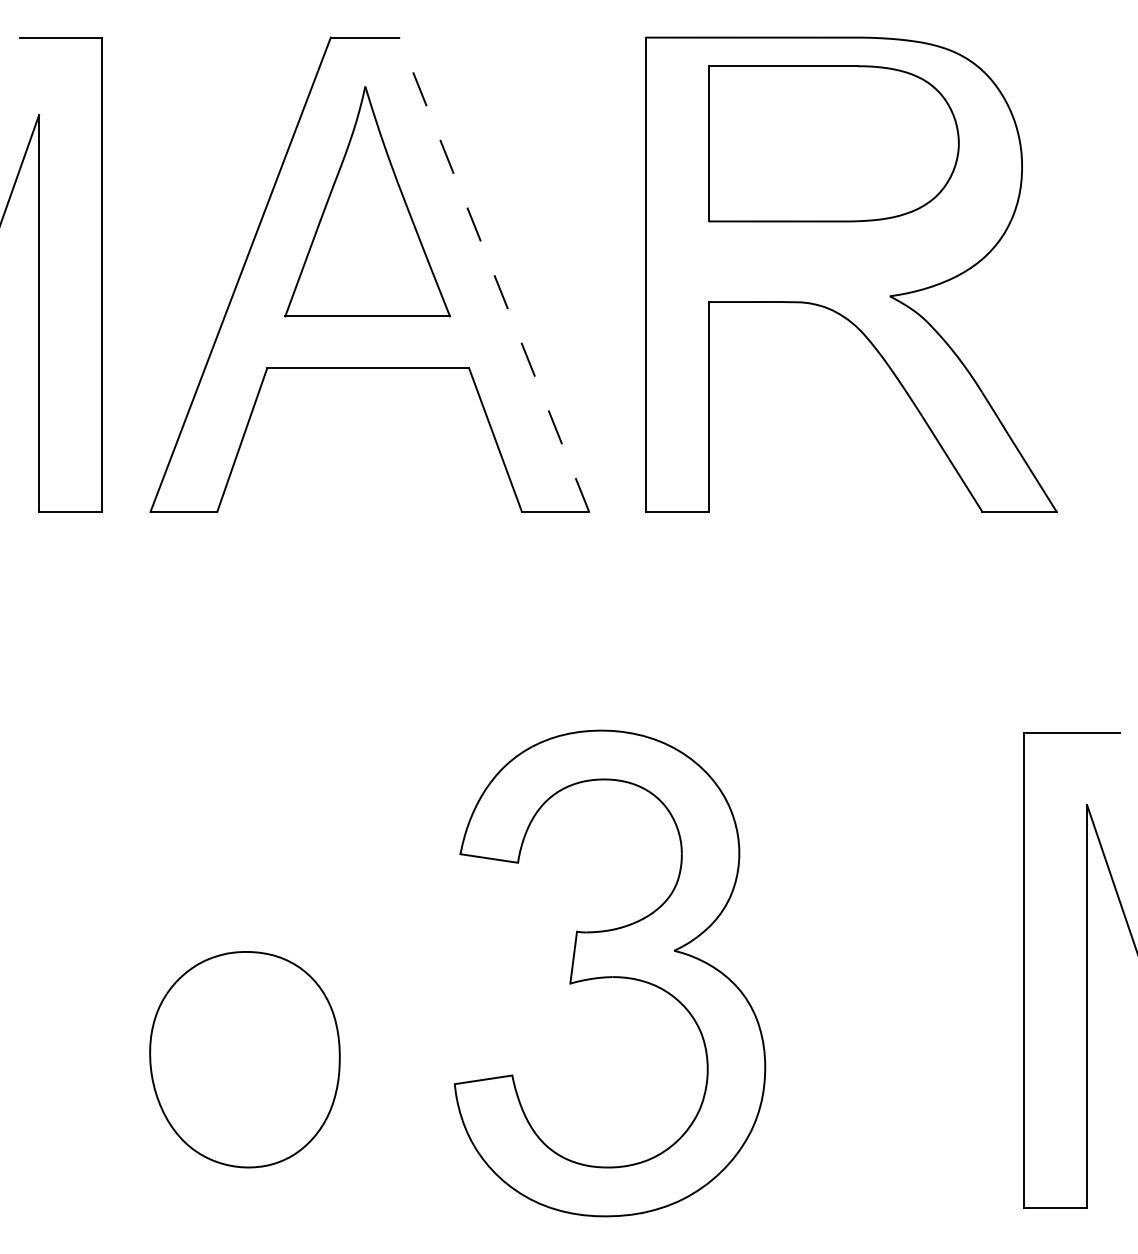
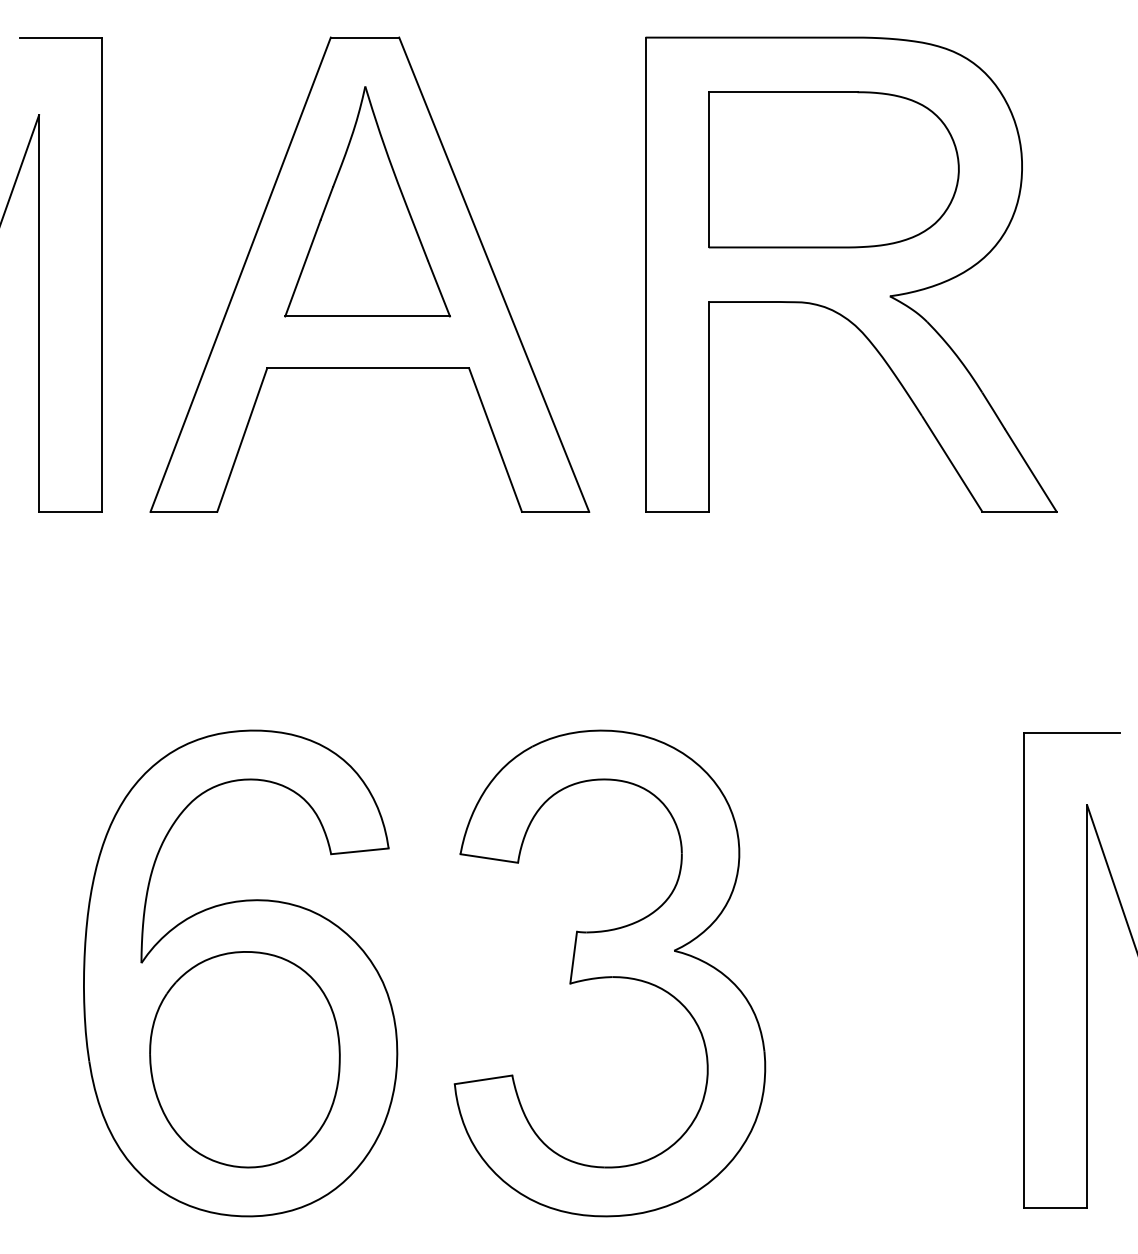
part position: (833, 143) -> (833, 169) (833, 169)
line: dashed -> solid (494, 274)
part: none -> present (240, 973)
